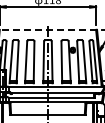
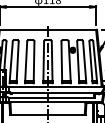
line: dashed -> solid (48, 29)
